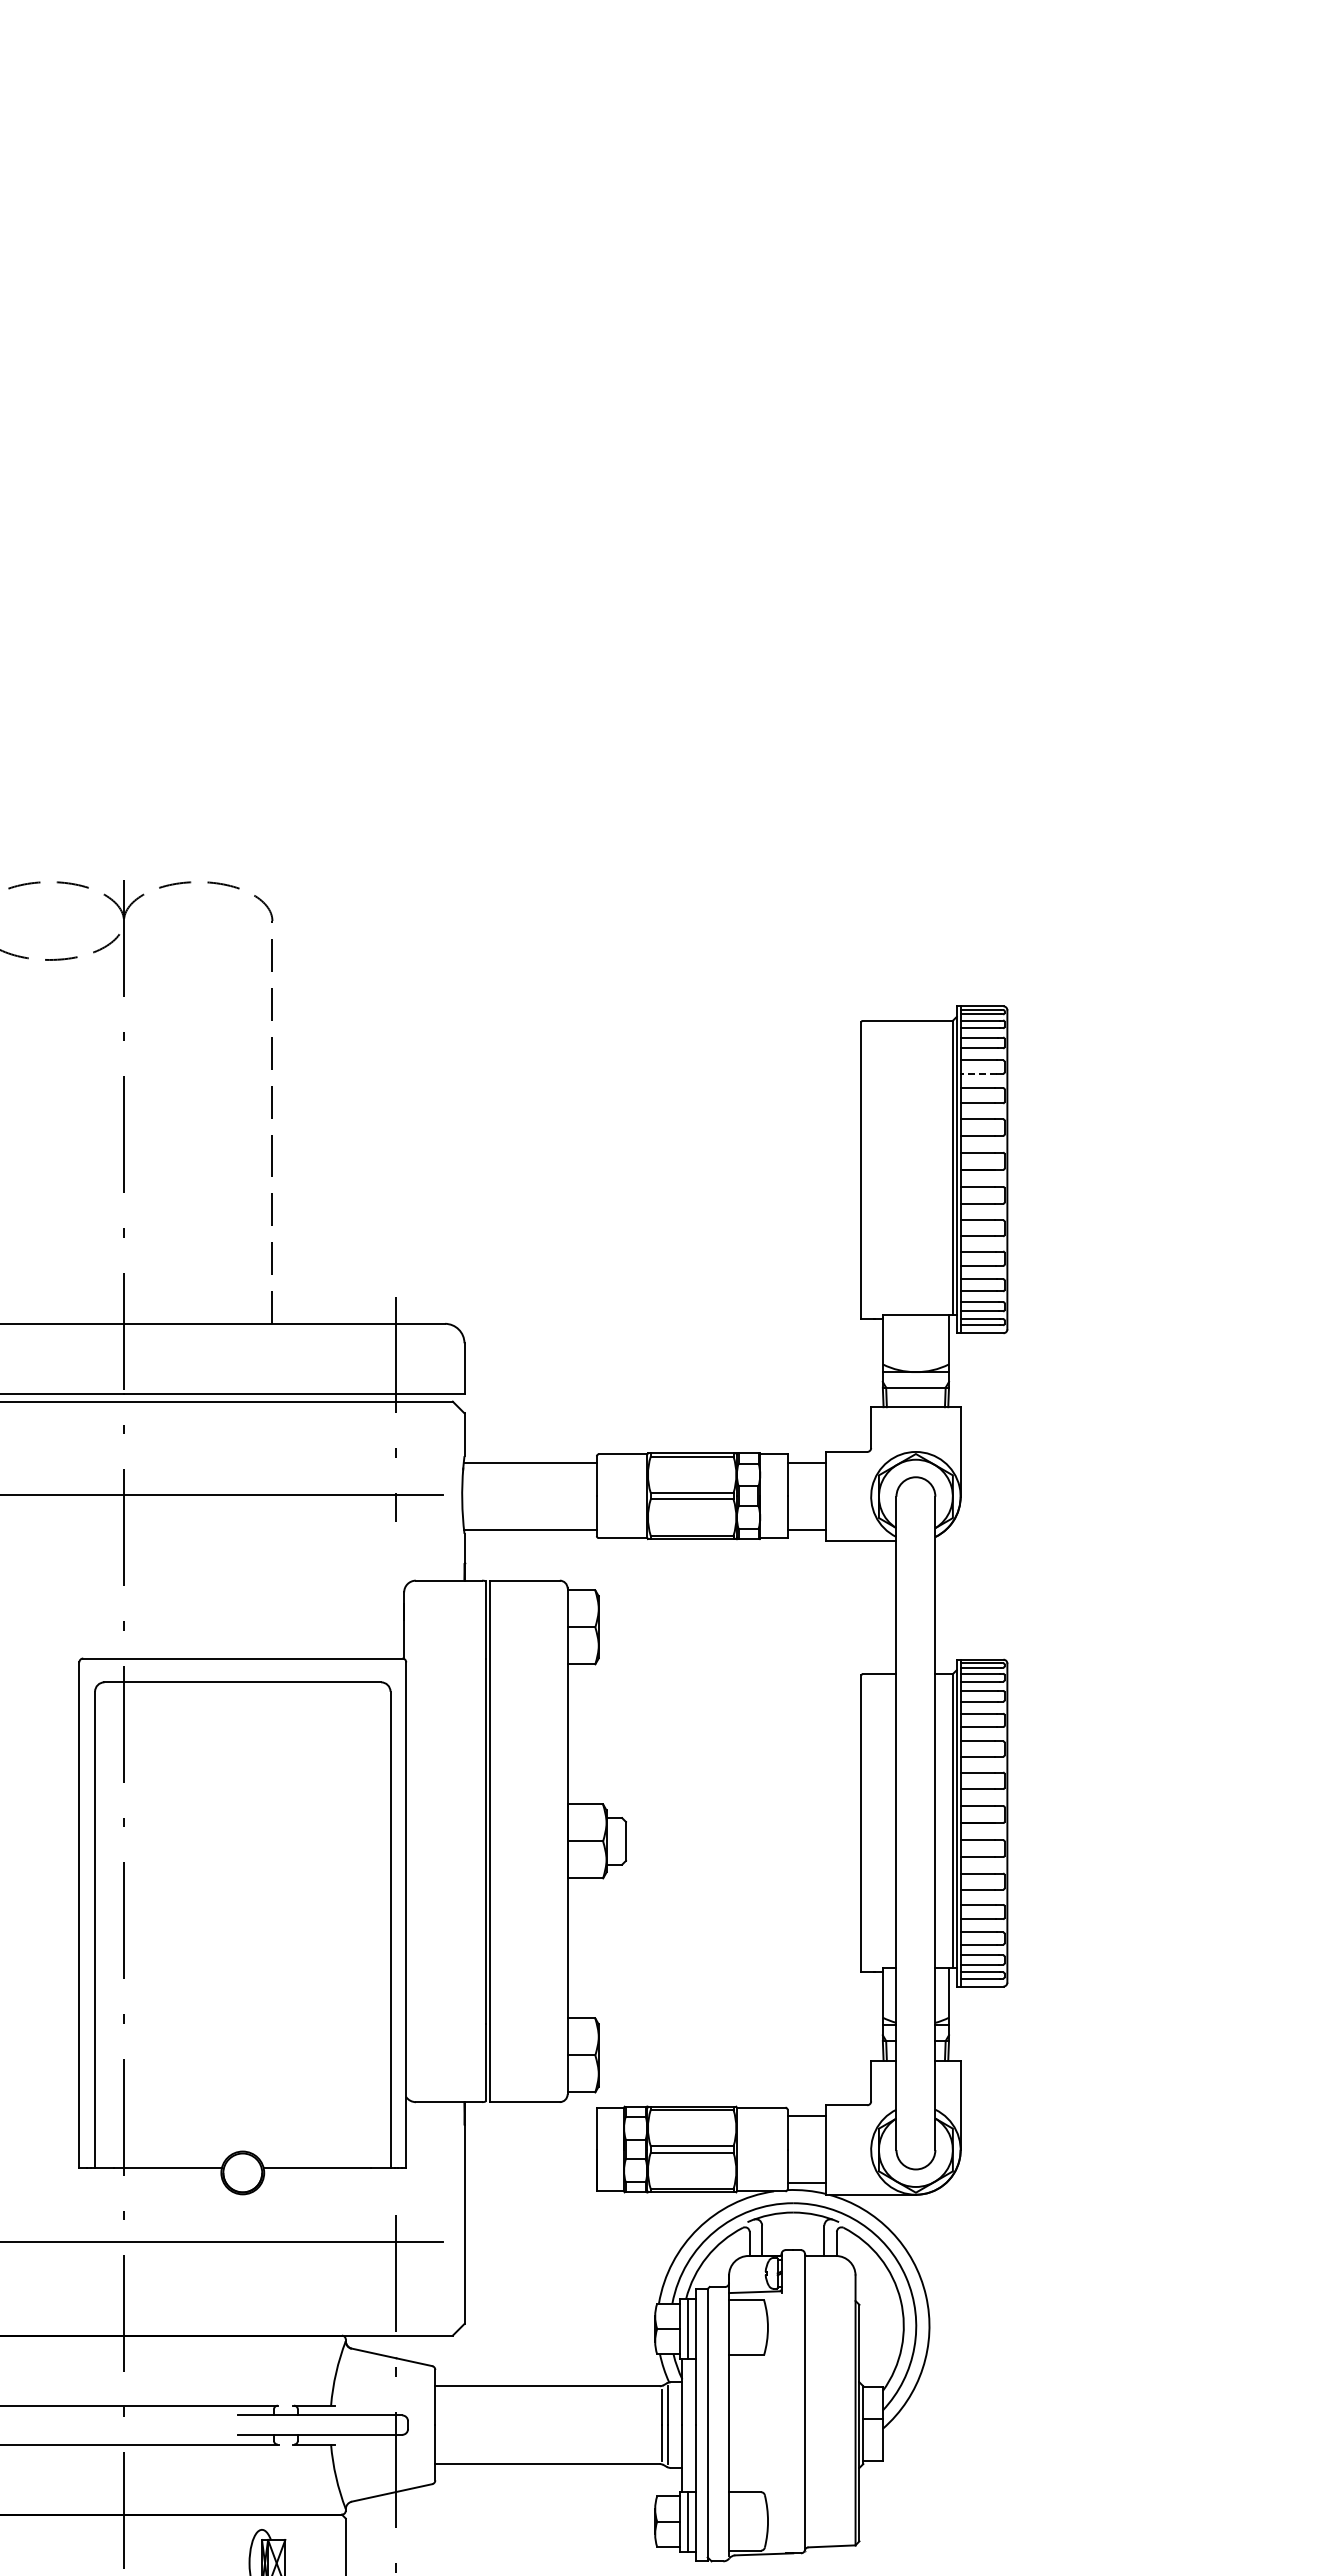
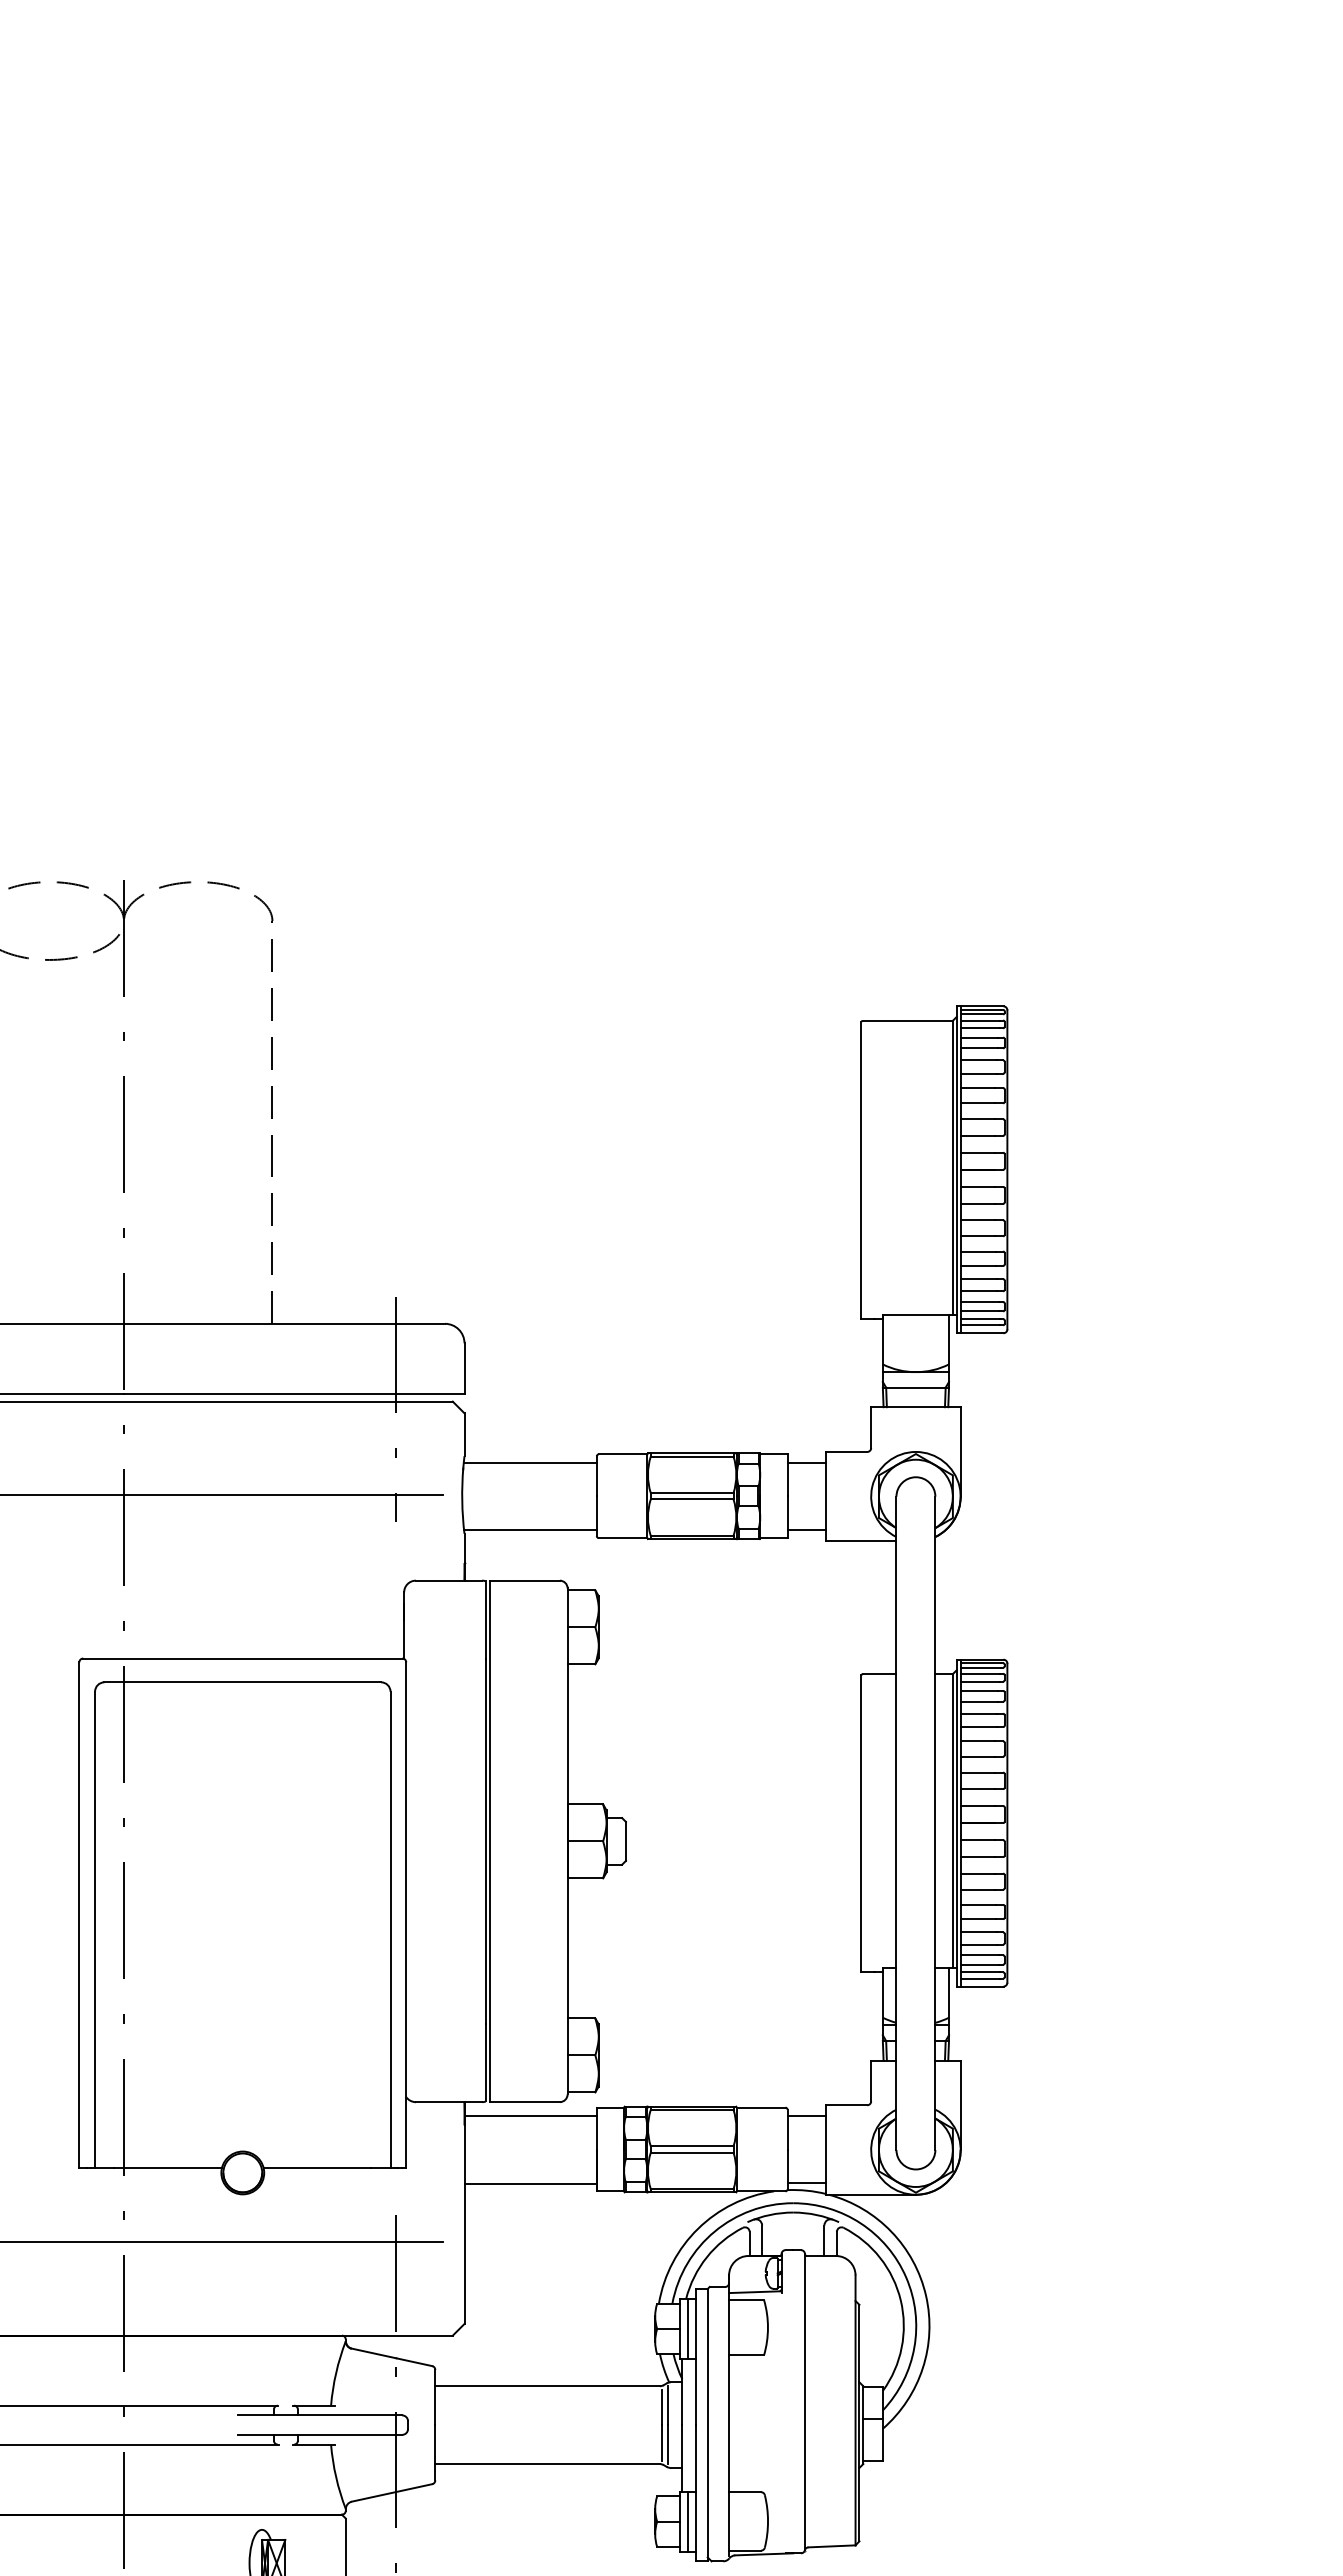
line: dashed -> solid (978, 1073)
line: none -> present (530, 2116)
line: none -> present (530, 2183)
